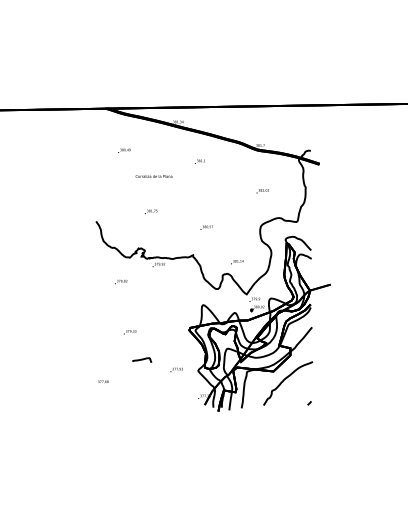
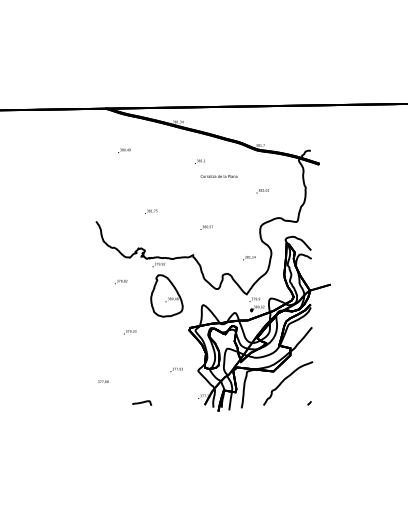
text position: (153, 176) -> (218, 176) (218, 176)
text position: (237, 262) -> (249, 258) (249, 258)
part: none -> present (166, 295)
curve position: (142, 359) -> (142, 402) (142, 402)
